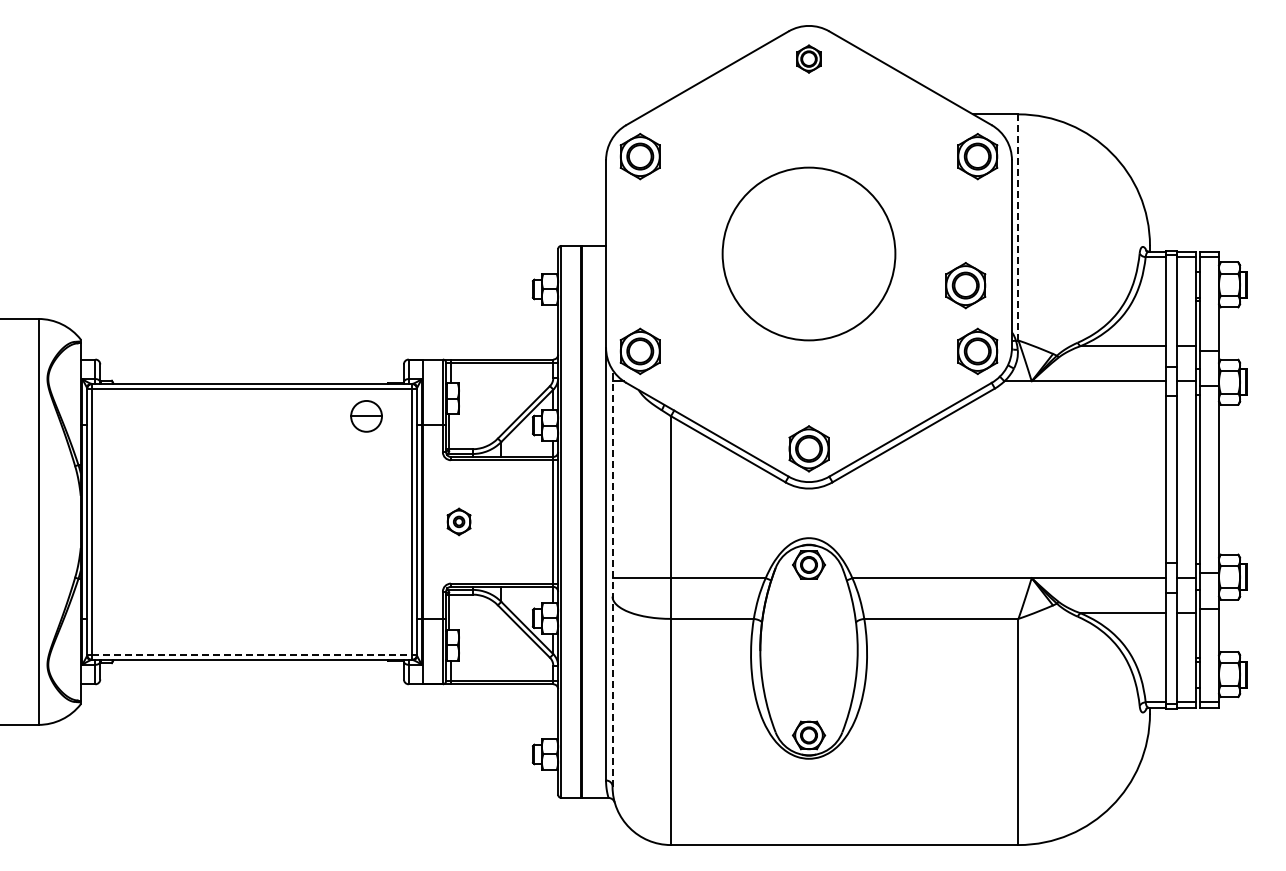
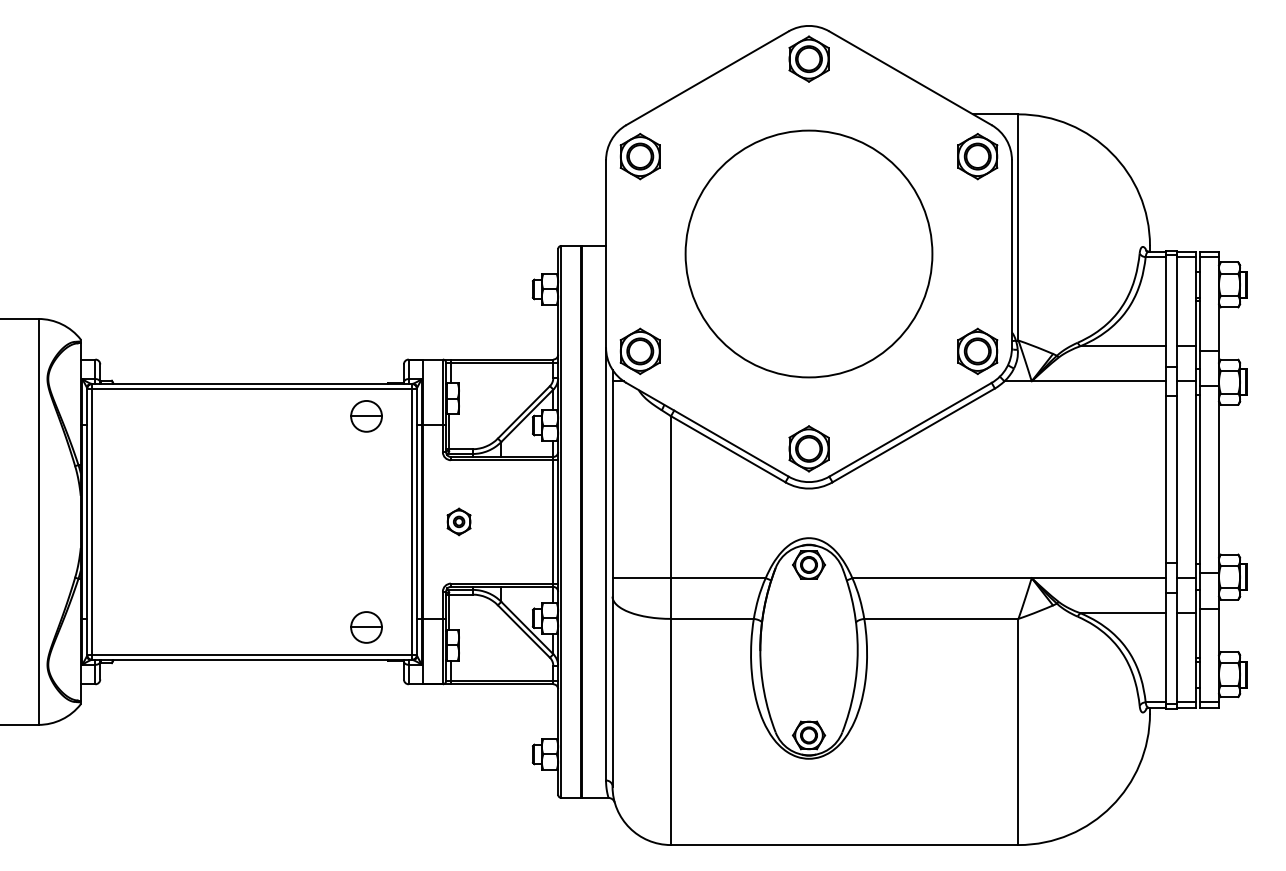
part size: 26x30 px -> 42x48 px (808, 58)
line: dashed -> solid (1018, 227)
circle diameter: 173 px -> 247 px (808, 253)
part: present -> none (965, 285)
line: dashed -> solid (612, 577)
part: none -> present (366, 627)
line: dashed -> solid (252, 655)
